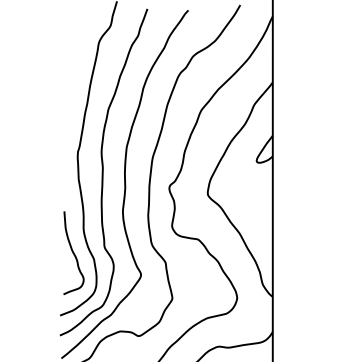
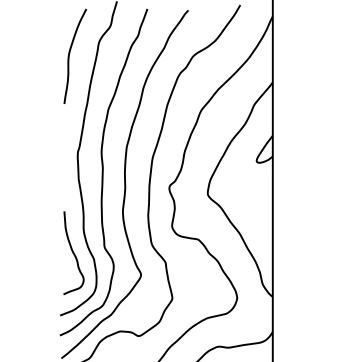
curve: none -> present (70, 53)
